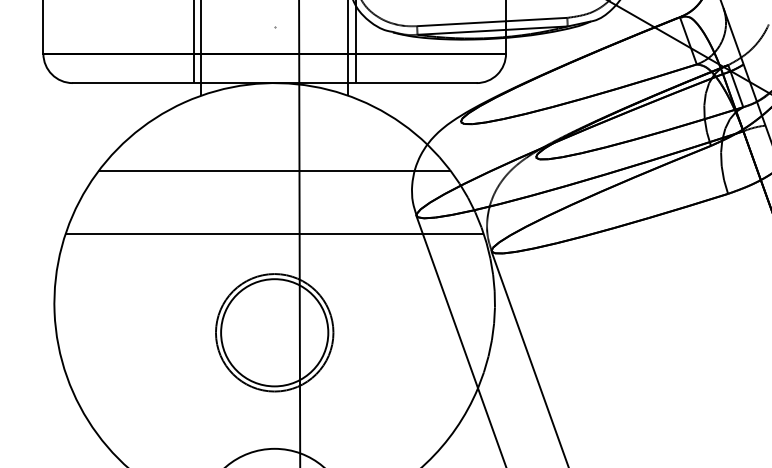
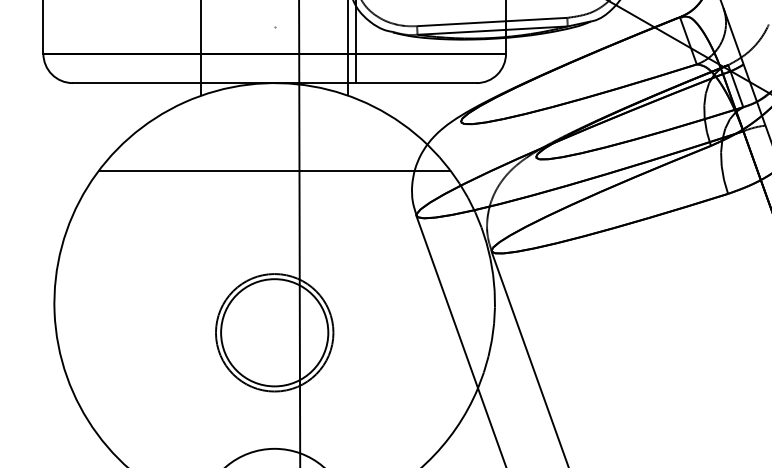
line: present -> none (193, 42)
line: present -> none (274, 233)
